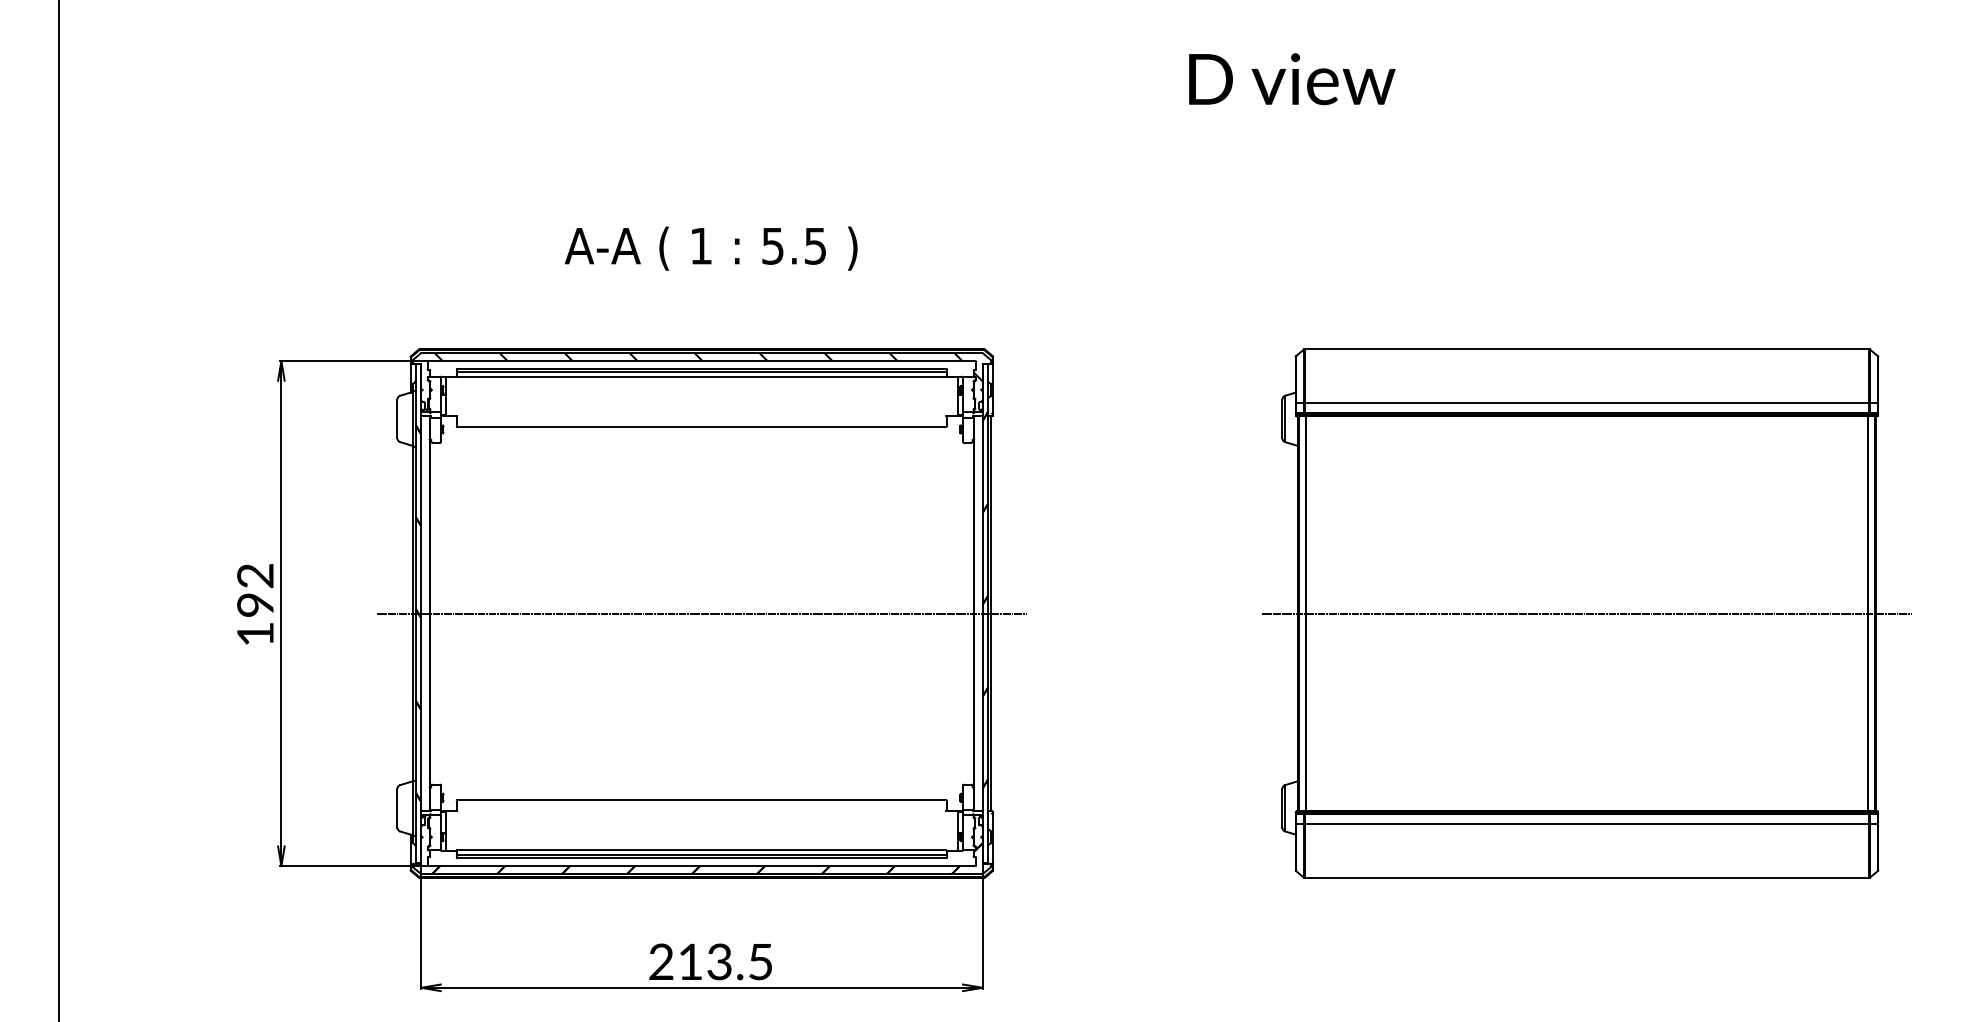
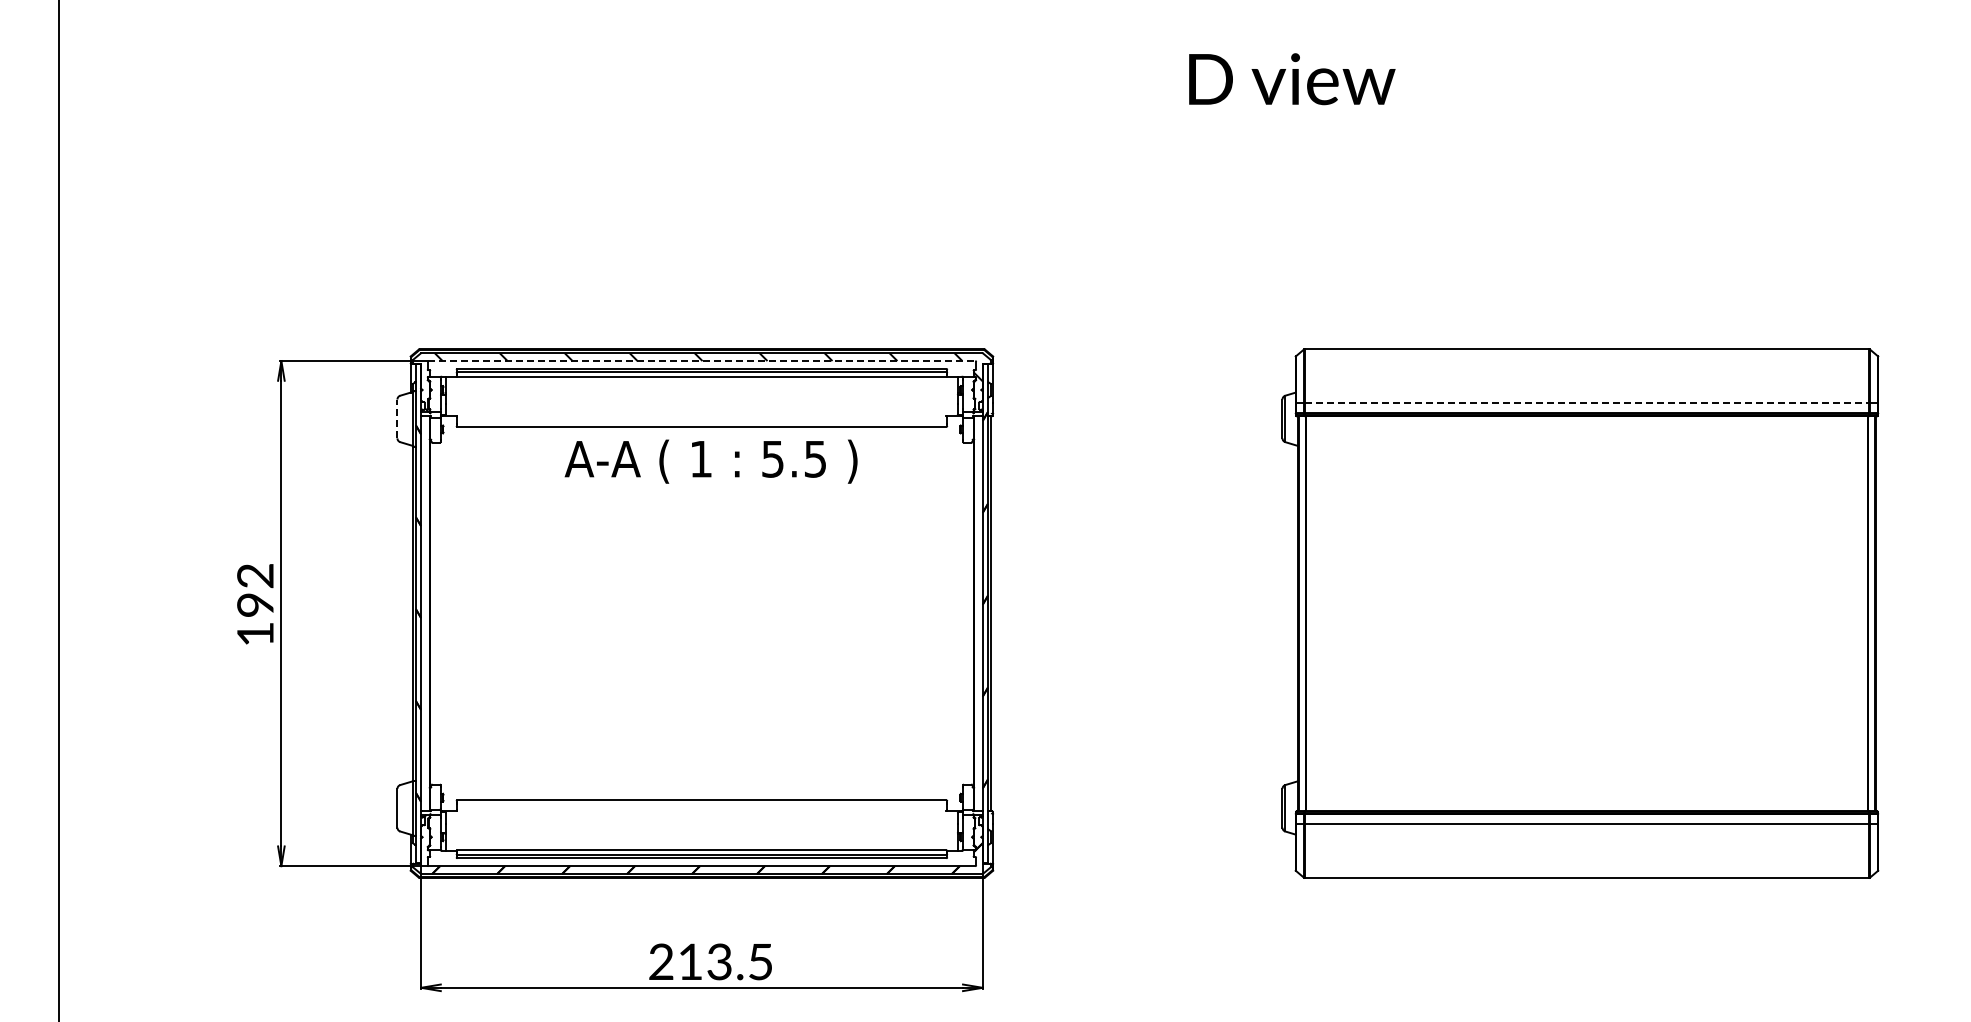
text position: (710, 248) -> (710, 461) (710, 461)
line: solid -> dashed (702, 361)
line: solid -> dashed (1587, 403)
line: solid -> dashed (397, 418)
line: present -> none (701, 613)
line: present -> none (1586, 613)
